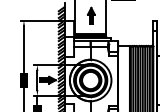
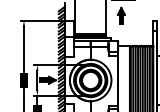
part position: (91, 15) -> (121, 15) (121, 15)
